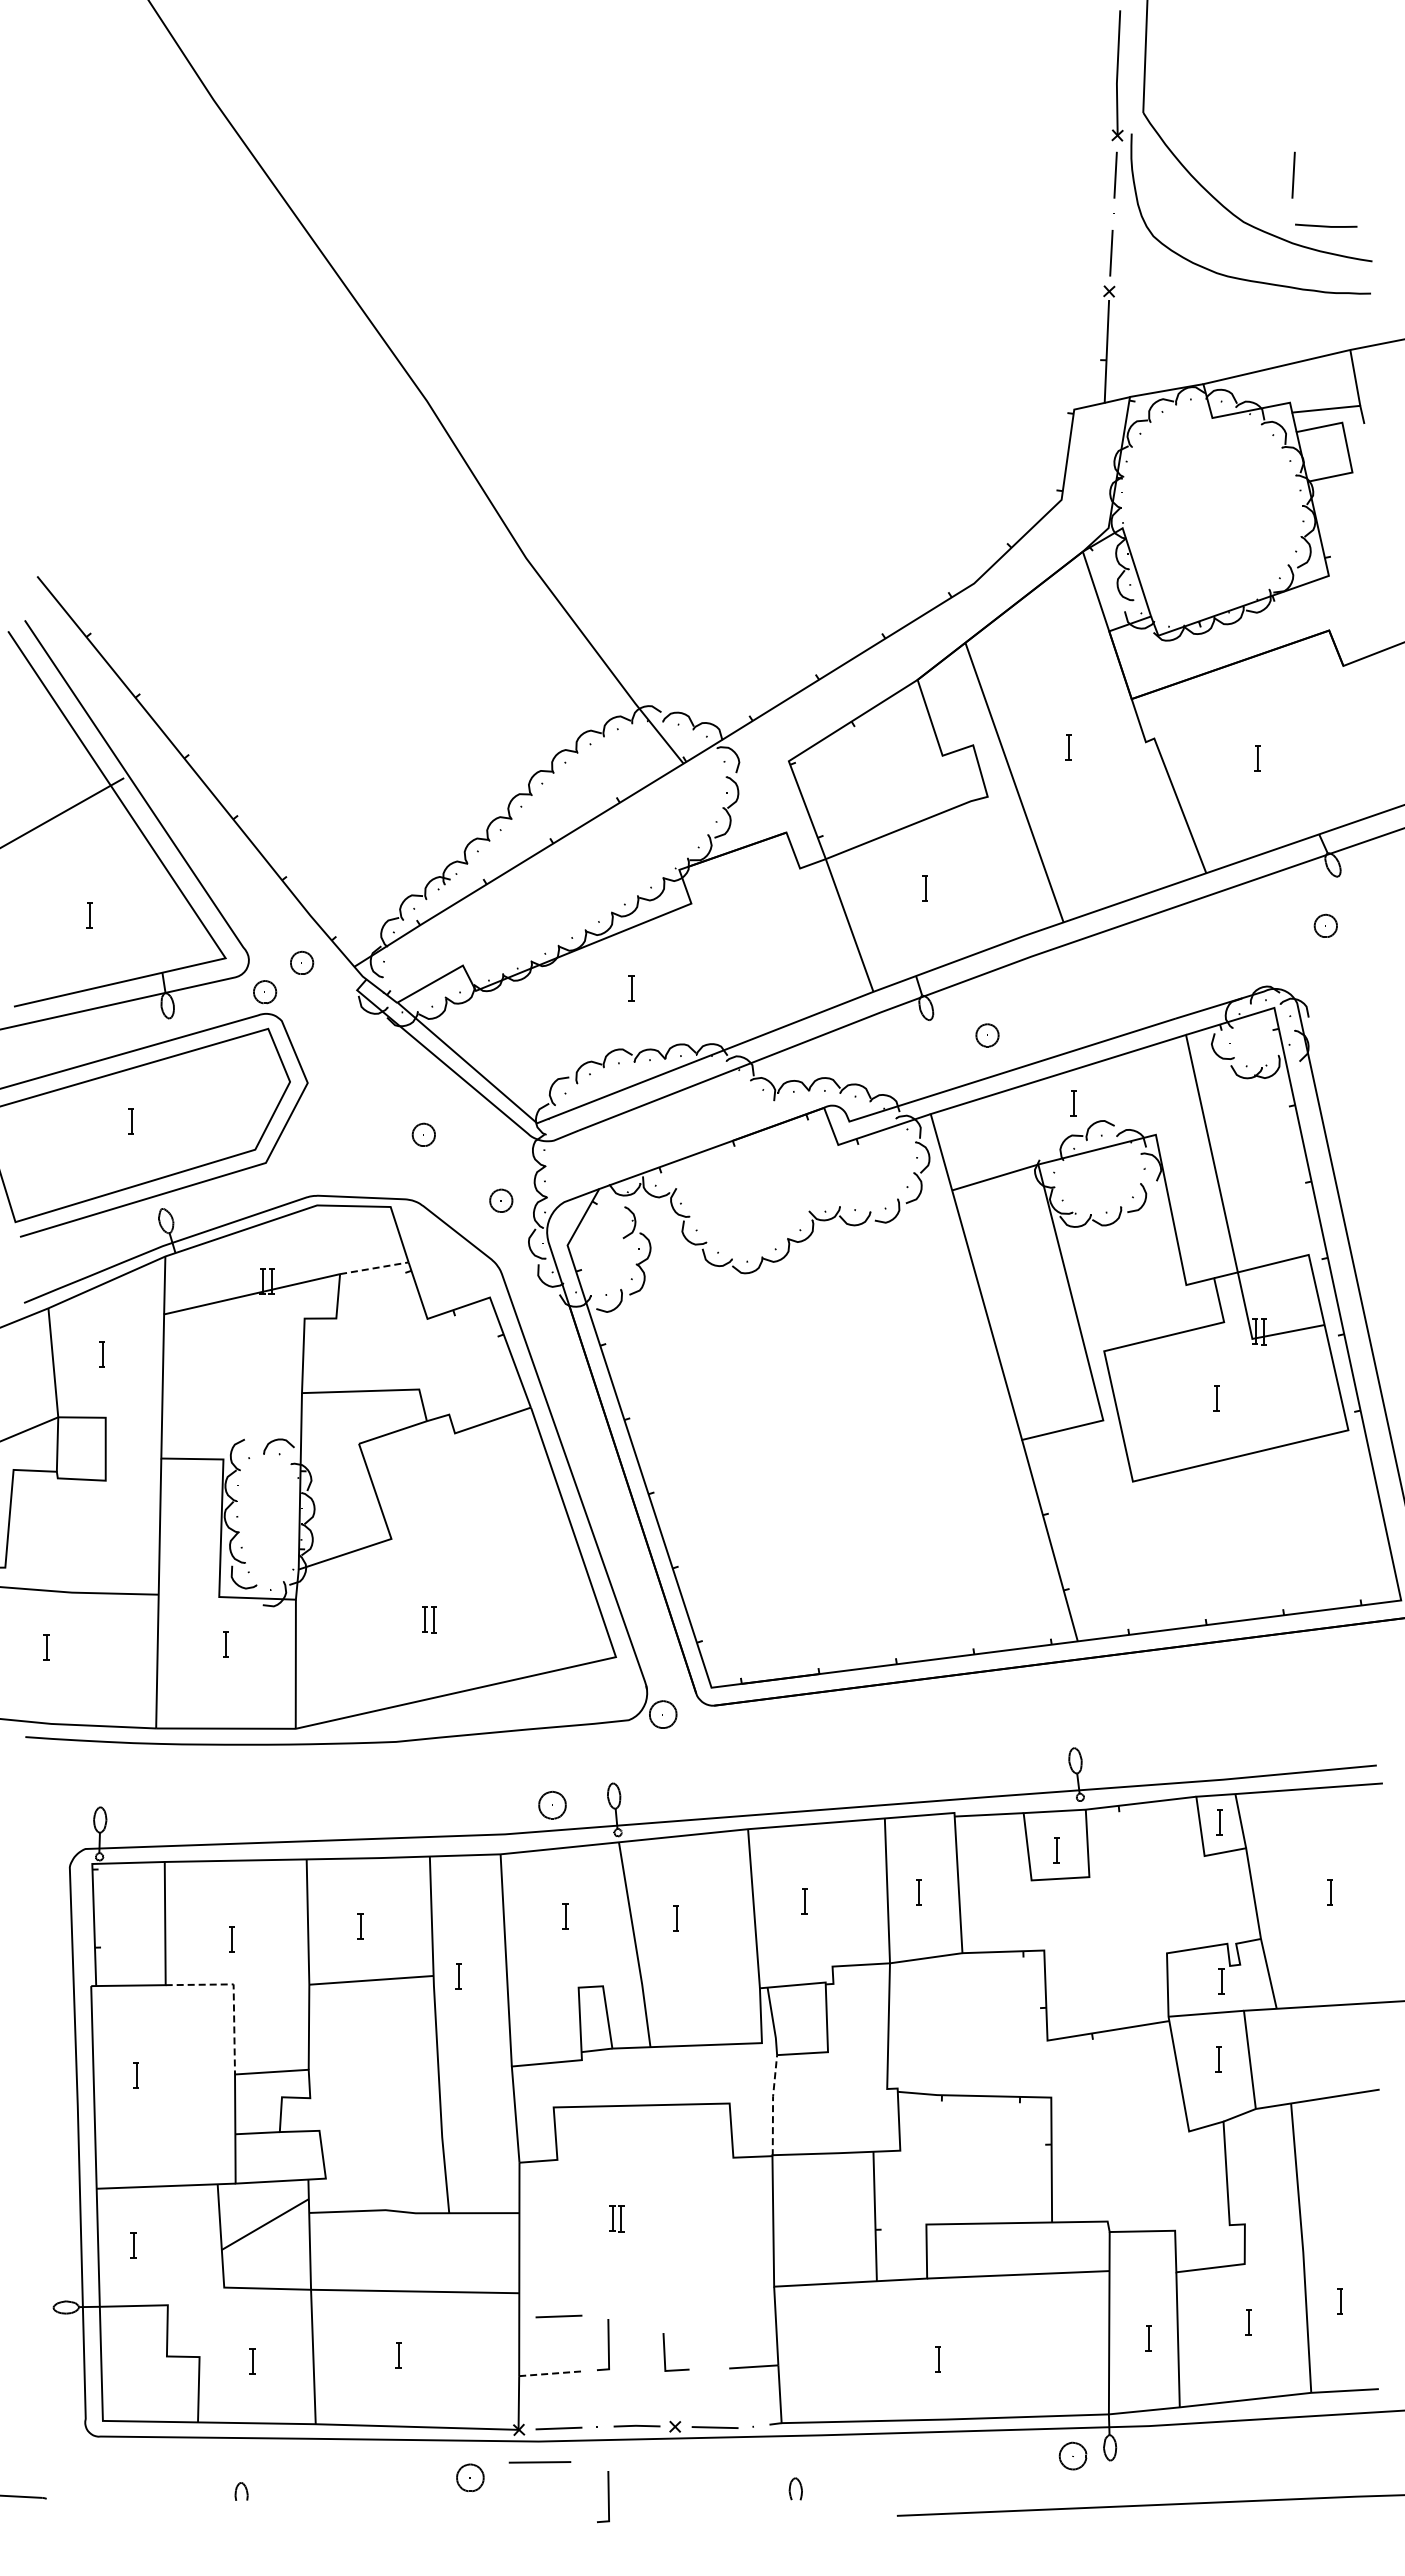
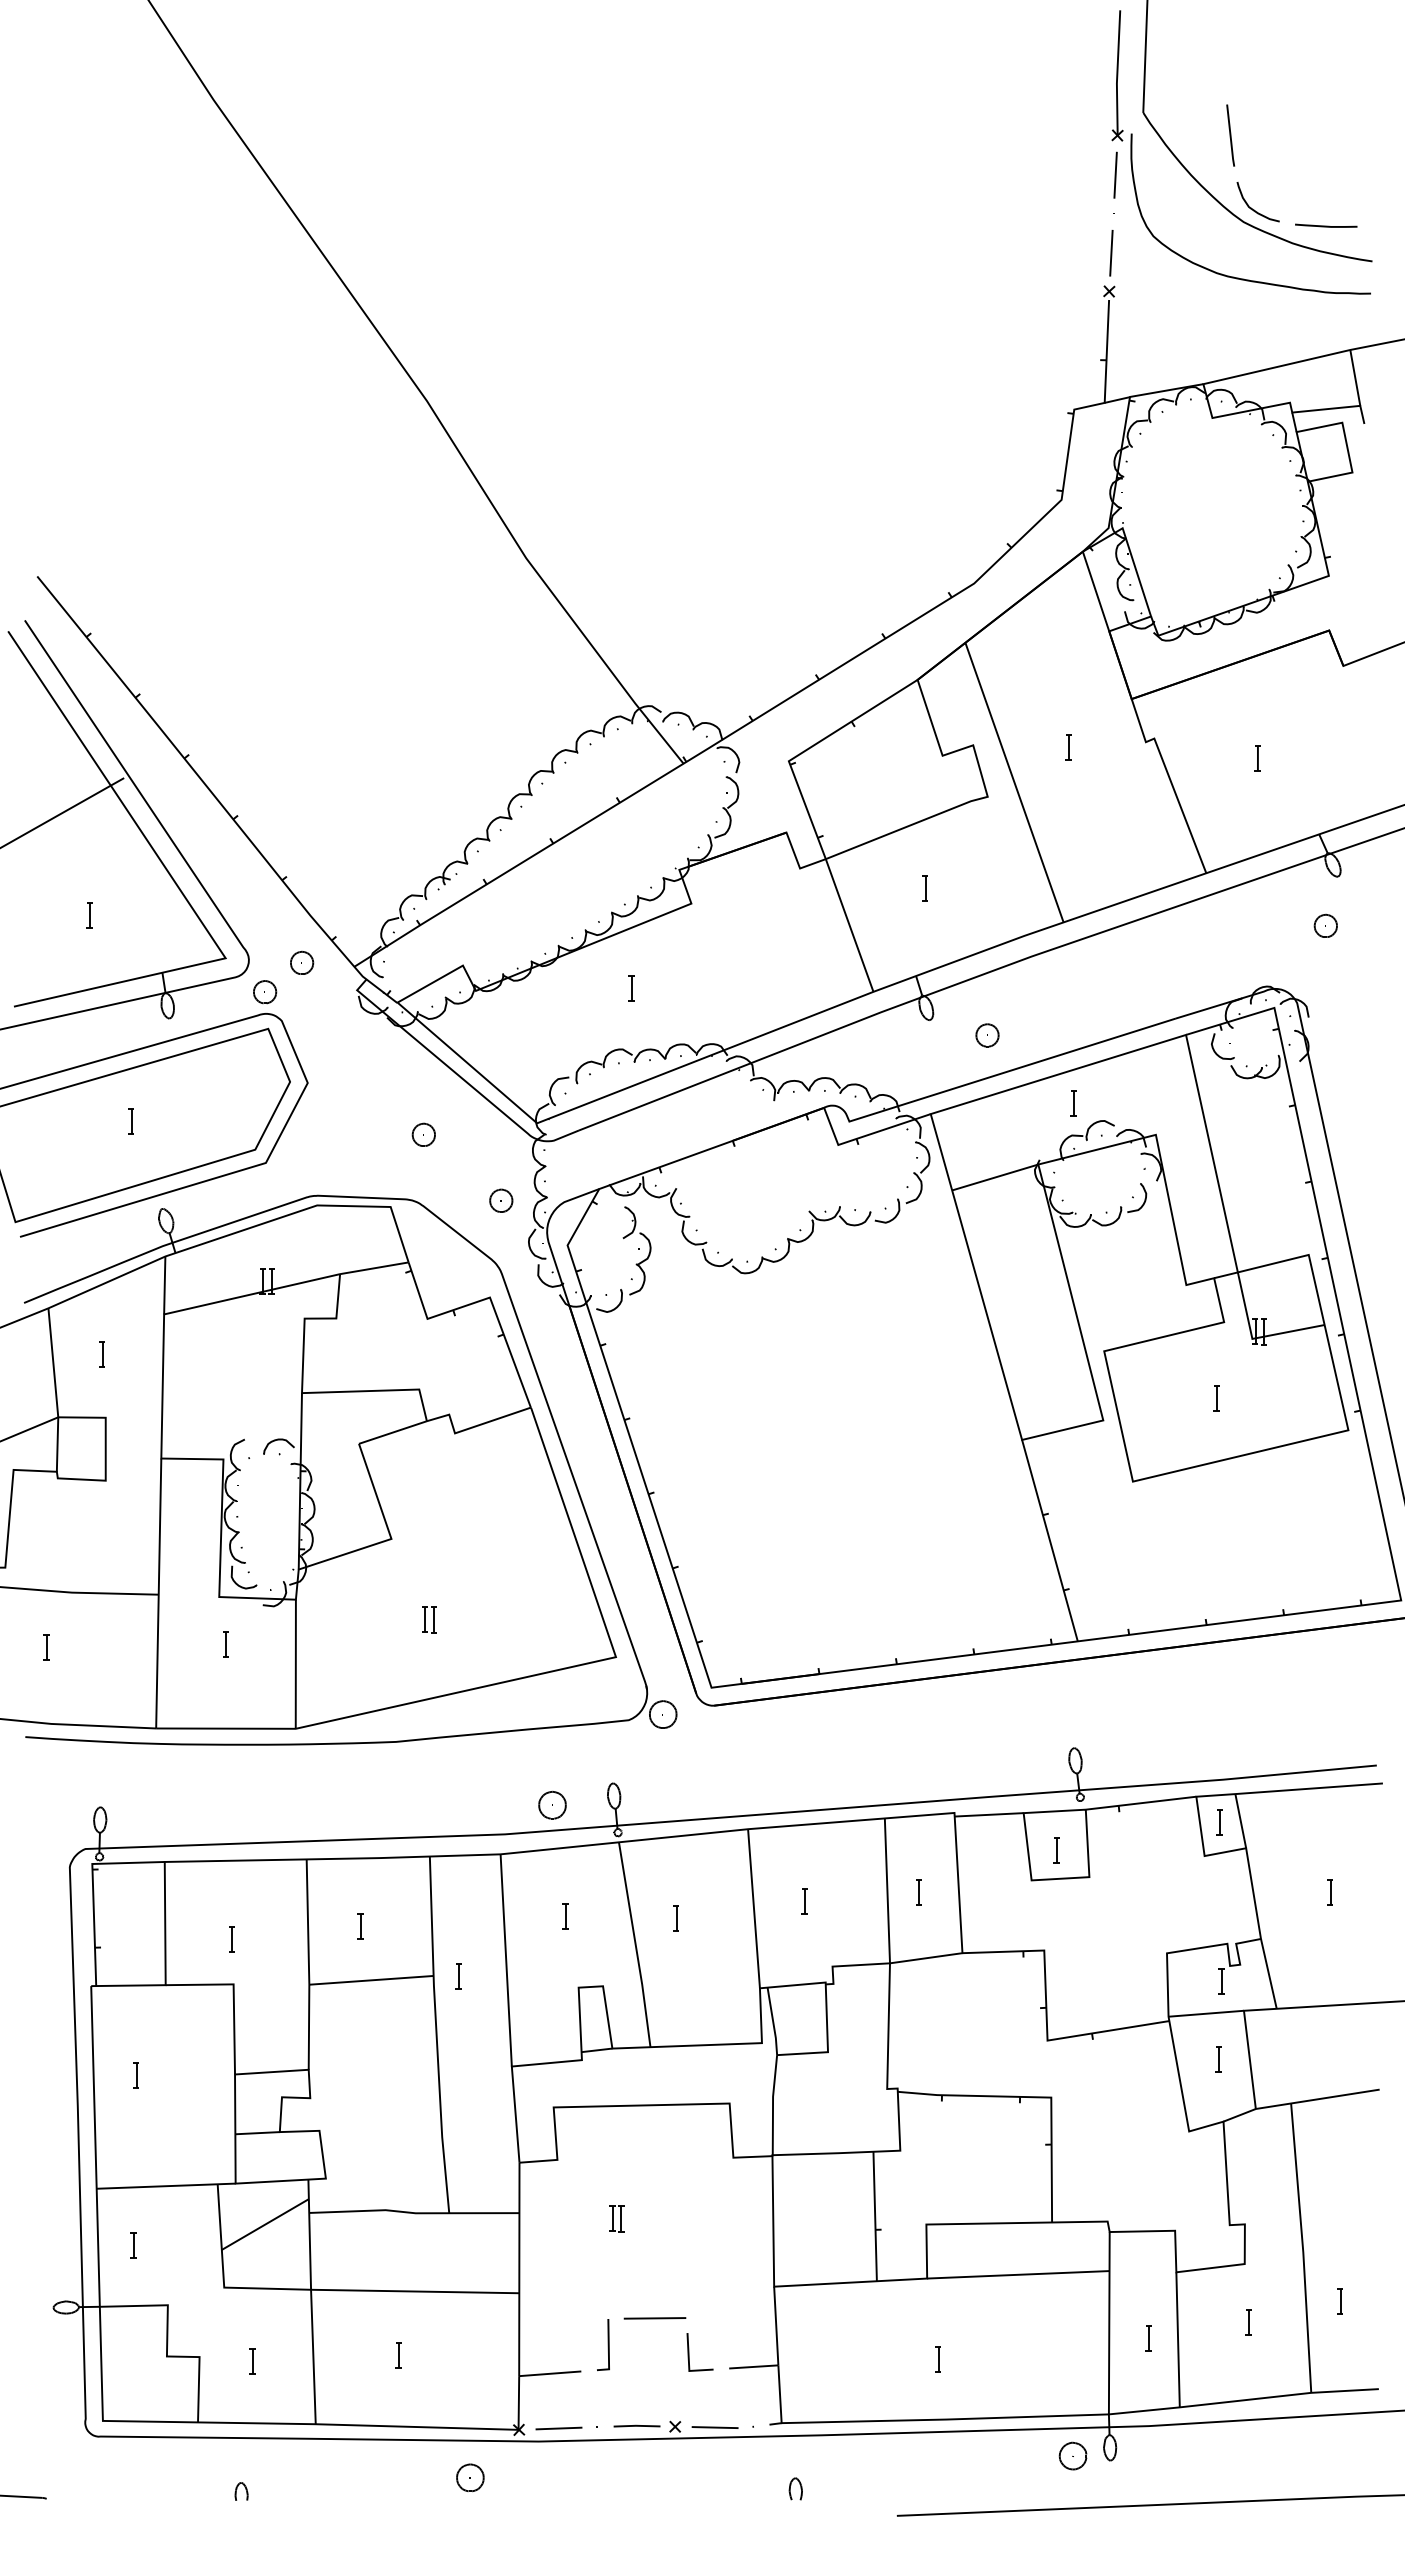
line: none -> present (1230, 135)
line: present -> none (1293, 174)
curve: none -> present (1254, 209)
line: dashed -> solid (374, 1268)
line: dashed -> solid (233, 1995)
line: dashed -> solid (773, 2105)
line: present -> none (558, 2316)
line position: (665, 2352) -> (689, 2352) (689, 2352)
line: dashed -> solid (550, 2373)
line position: (539, 2462) -> (654, 2318) (654, 2318)
line: present -> none (607, 2497)
